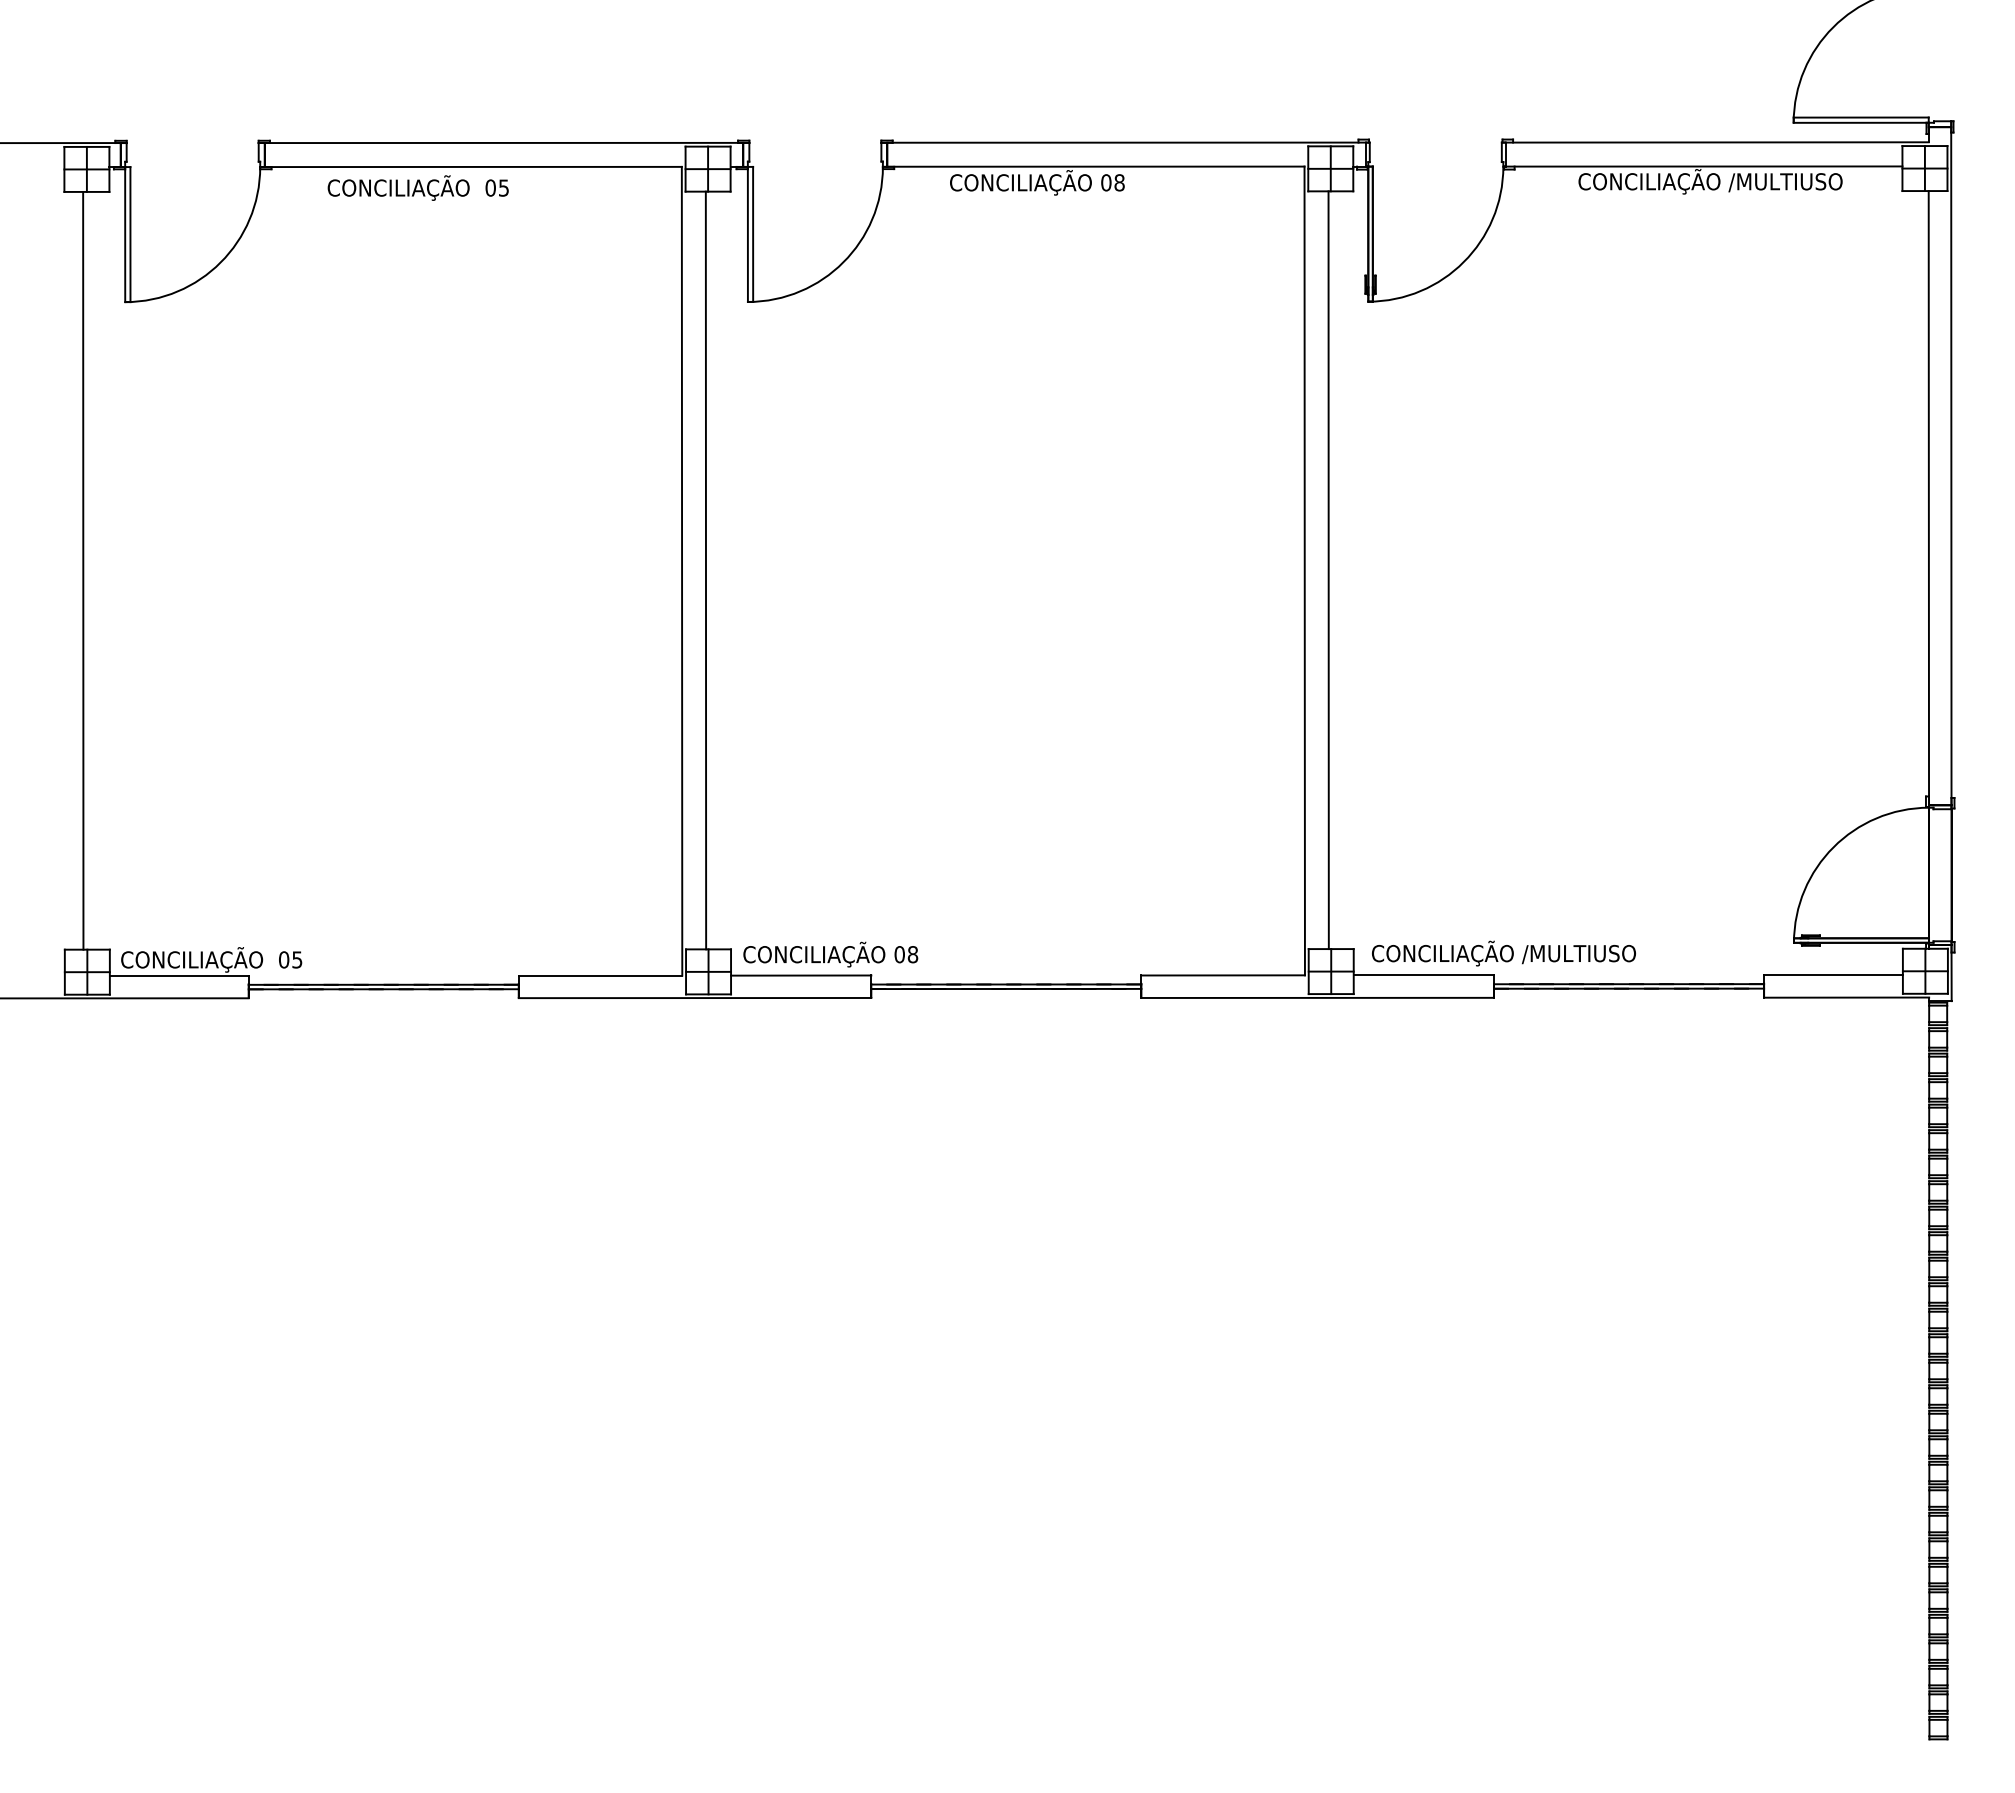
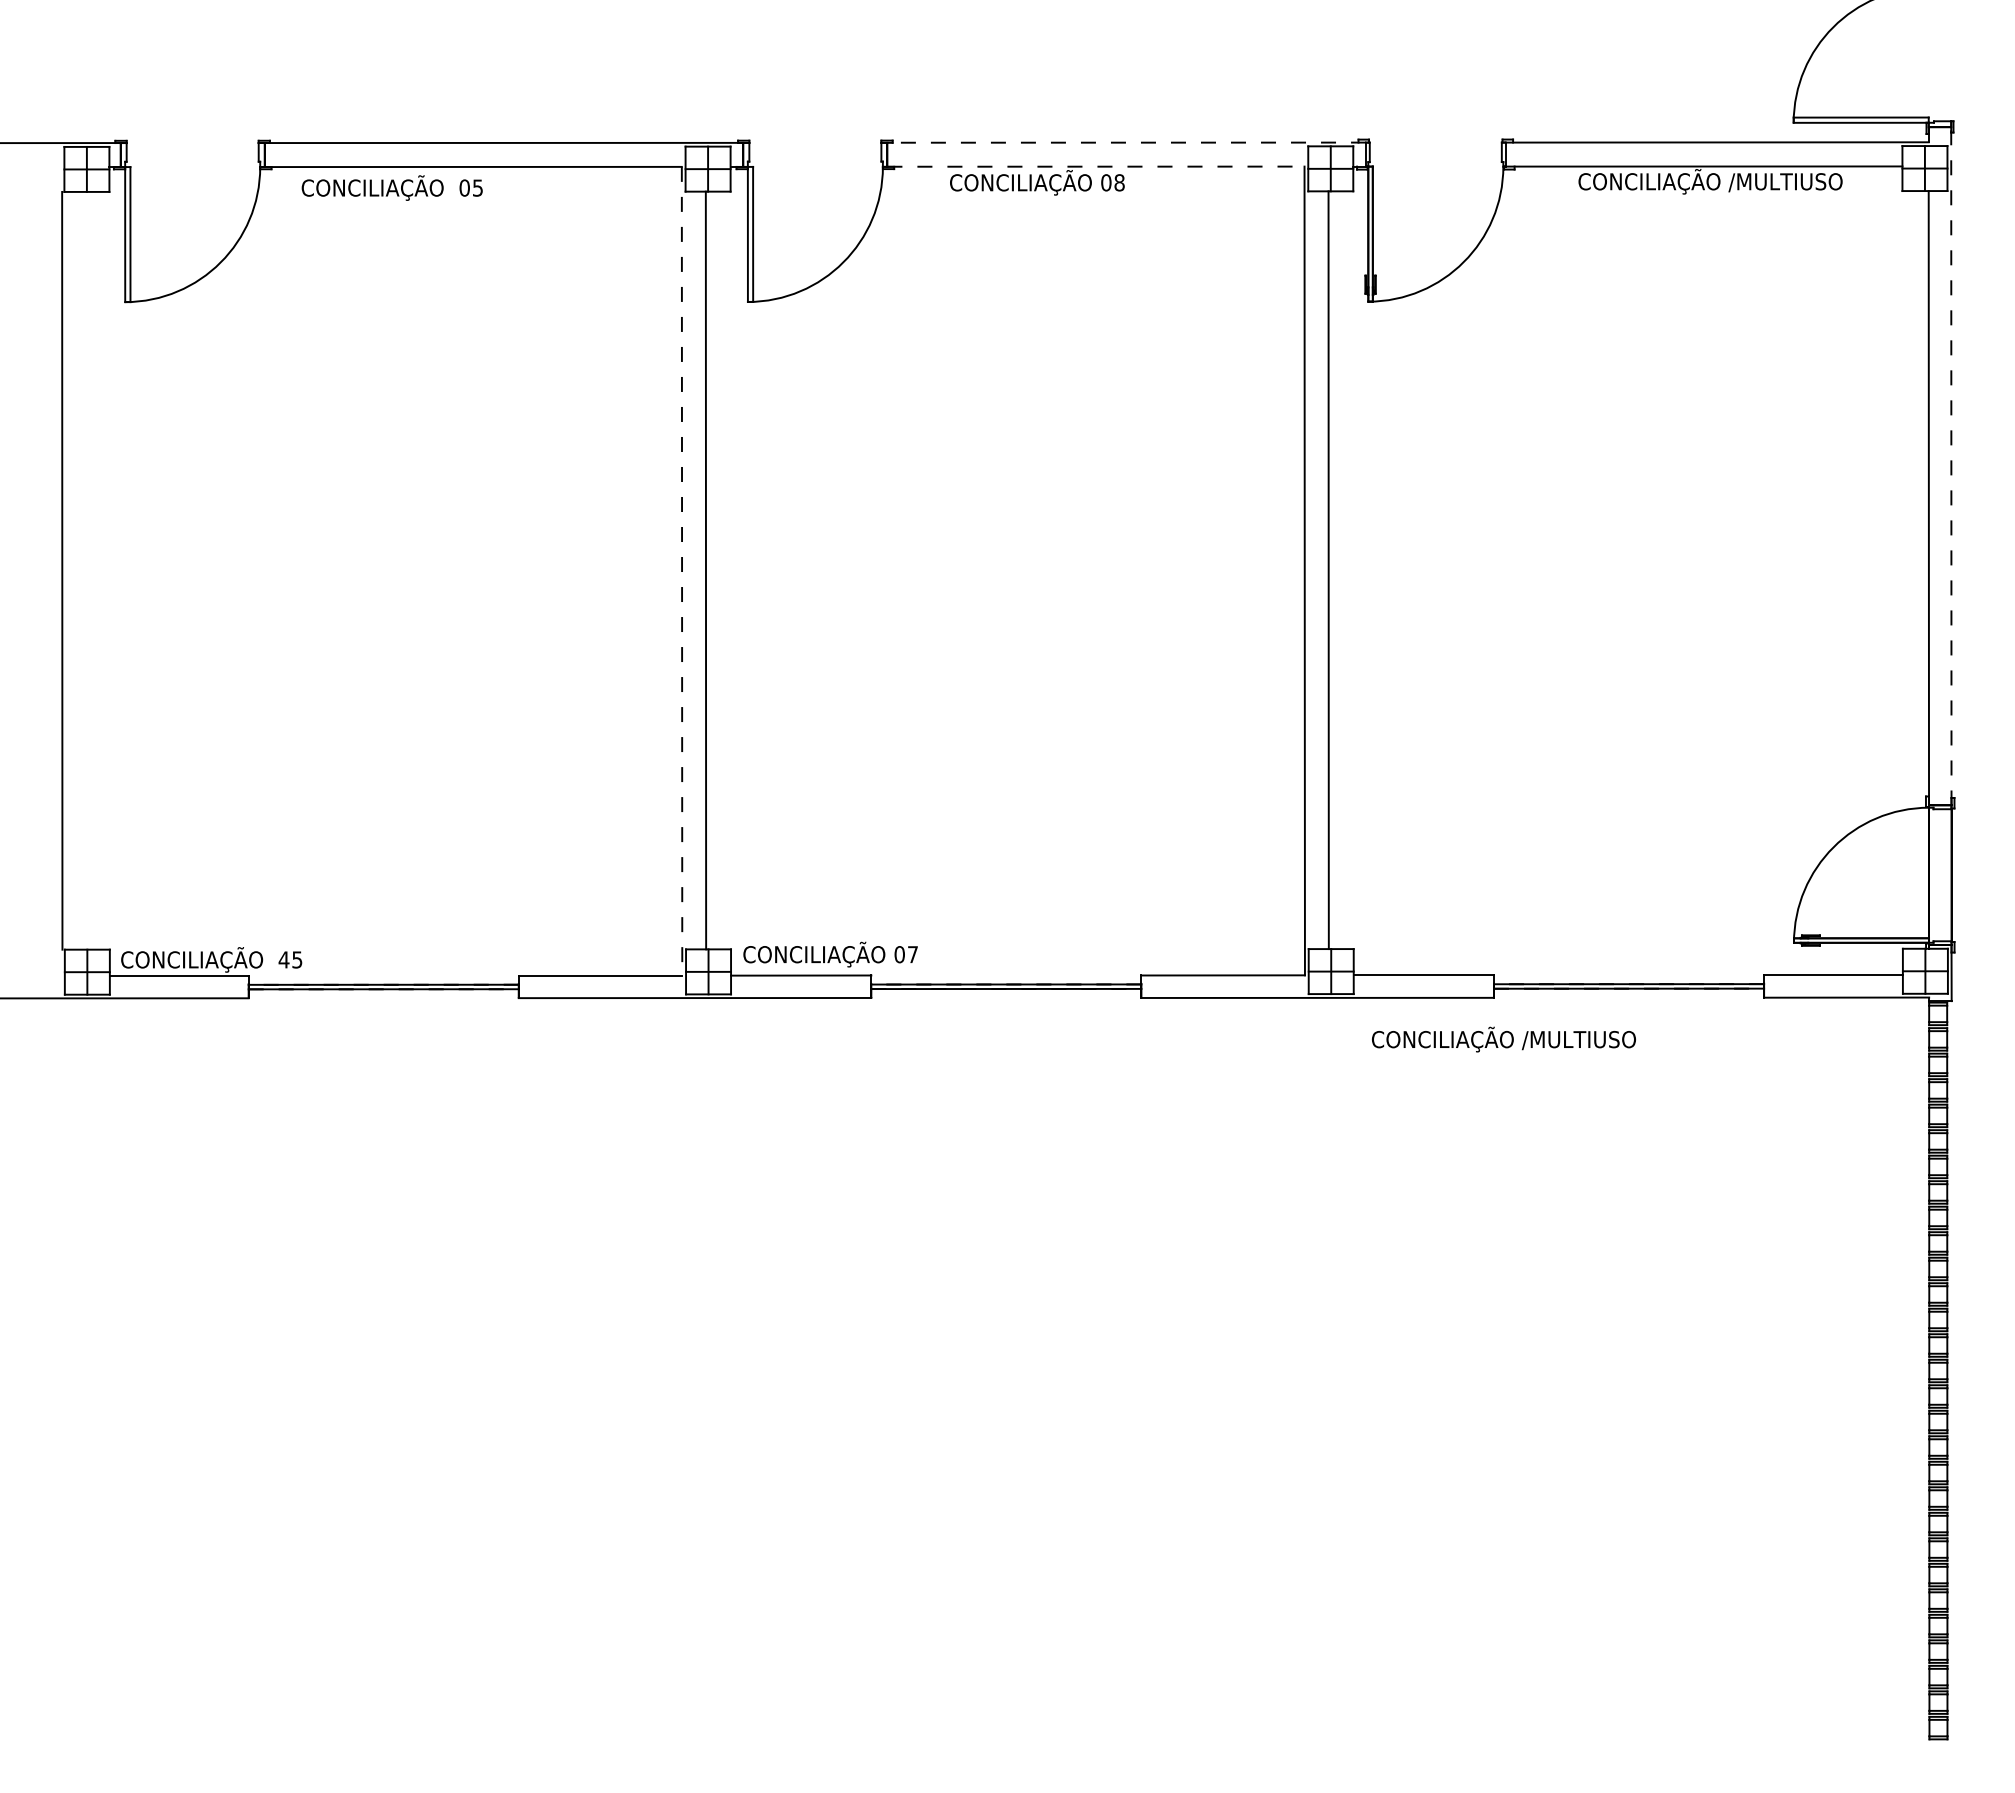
line: solid -> dashed (1126, 142)
line: solid -> dashed (1095, 166)
text position: (417, 187) -> (391, 187) (391, 187)
line: solid -> dashed (1951, 465)
line position: (83, 570) -> (62, 570) (62, 570)
line: solid -> dashed (682, 571)
text position: (1503, 953) -> (1503, 1039) (1503, 1039)
text: 08 -> 07 (912, 954)
text: 05 -> 45 (283, 959)
